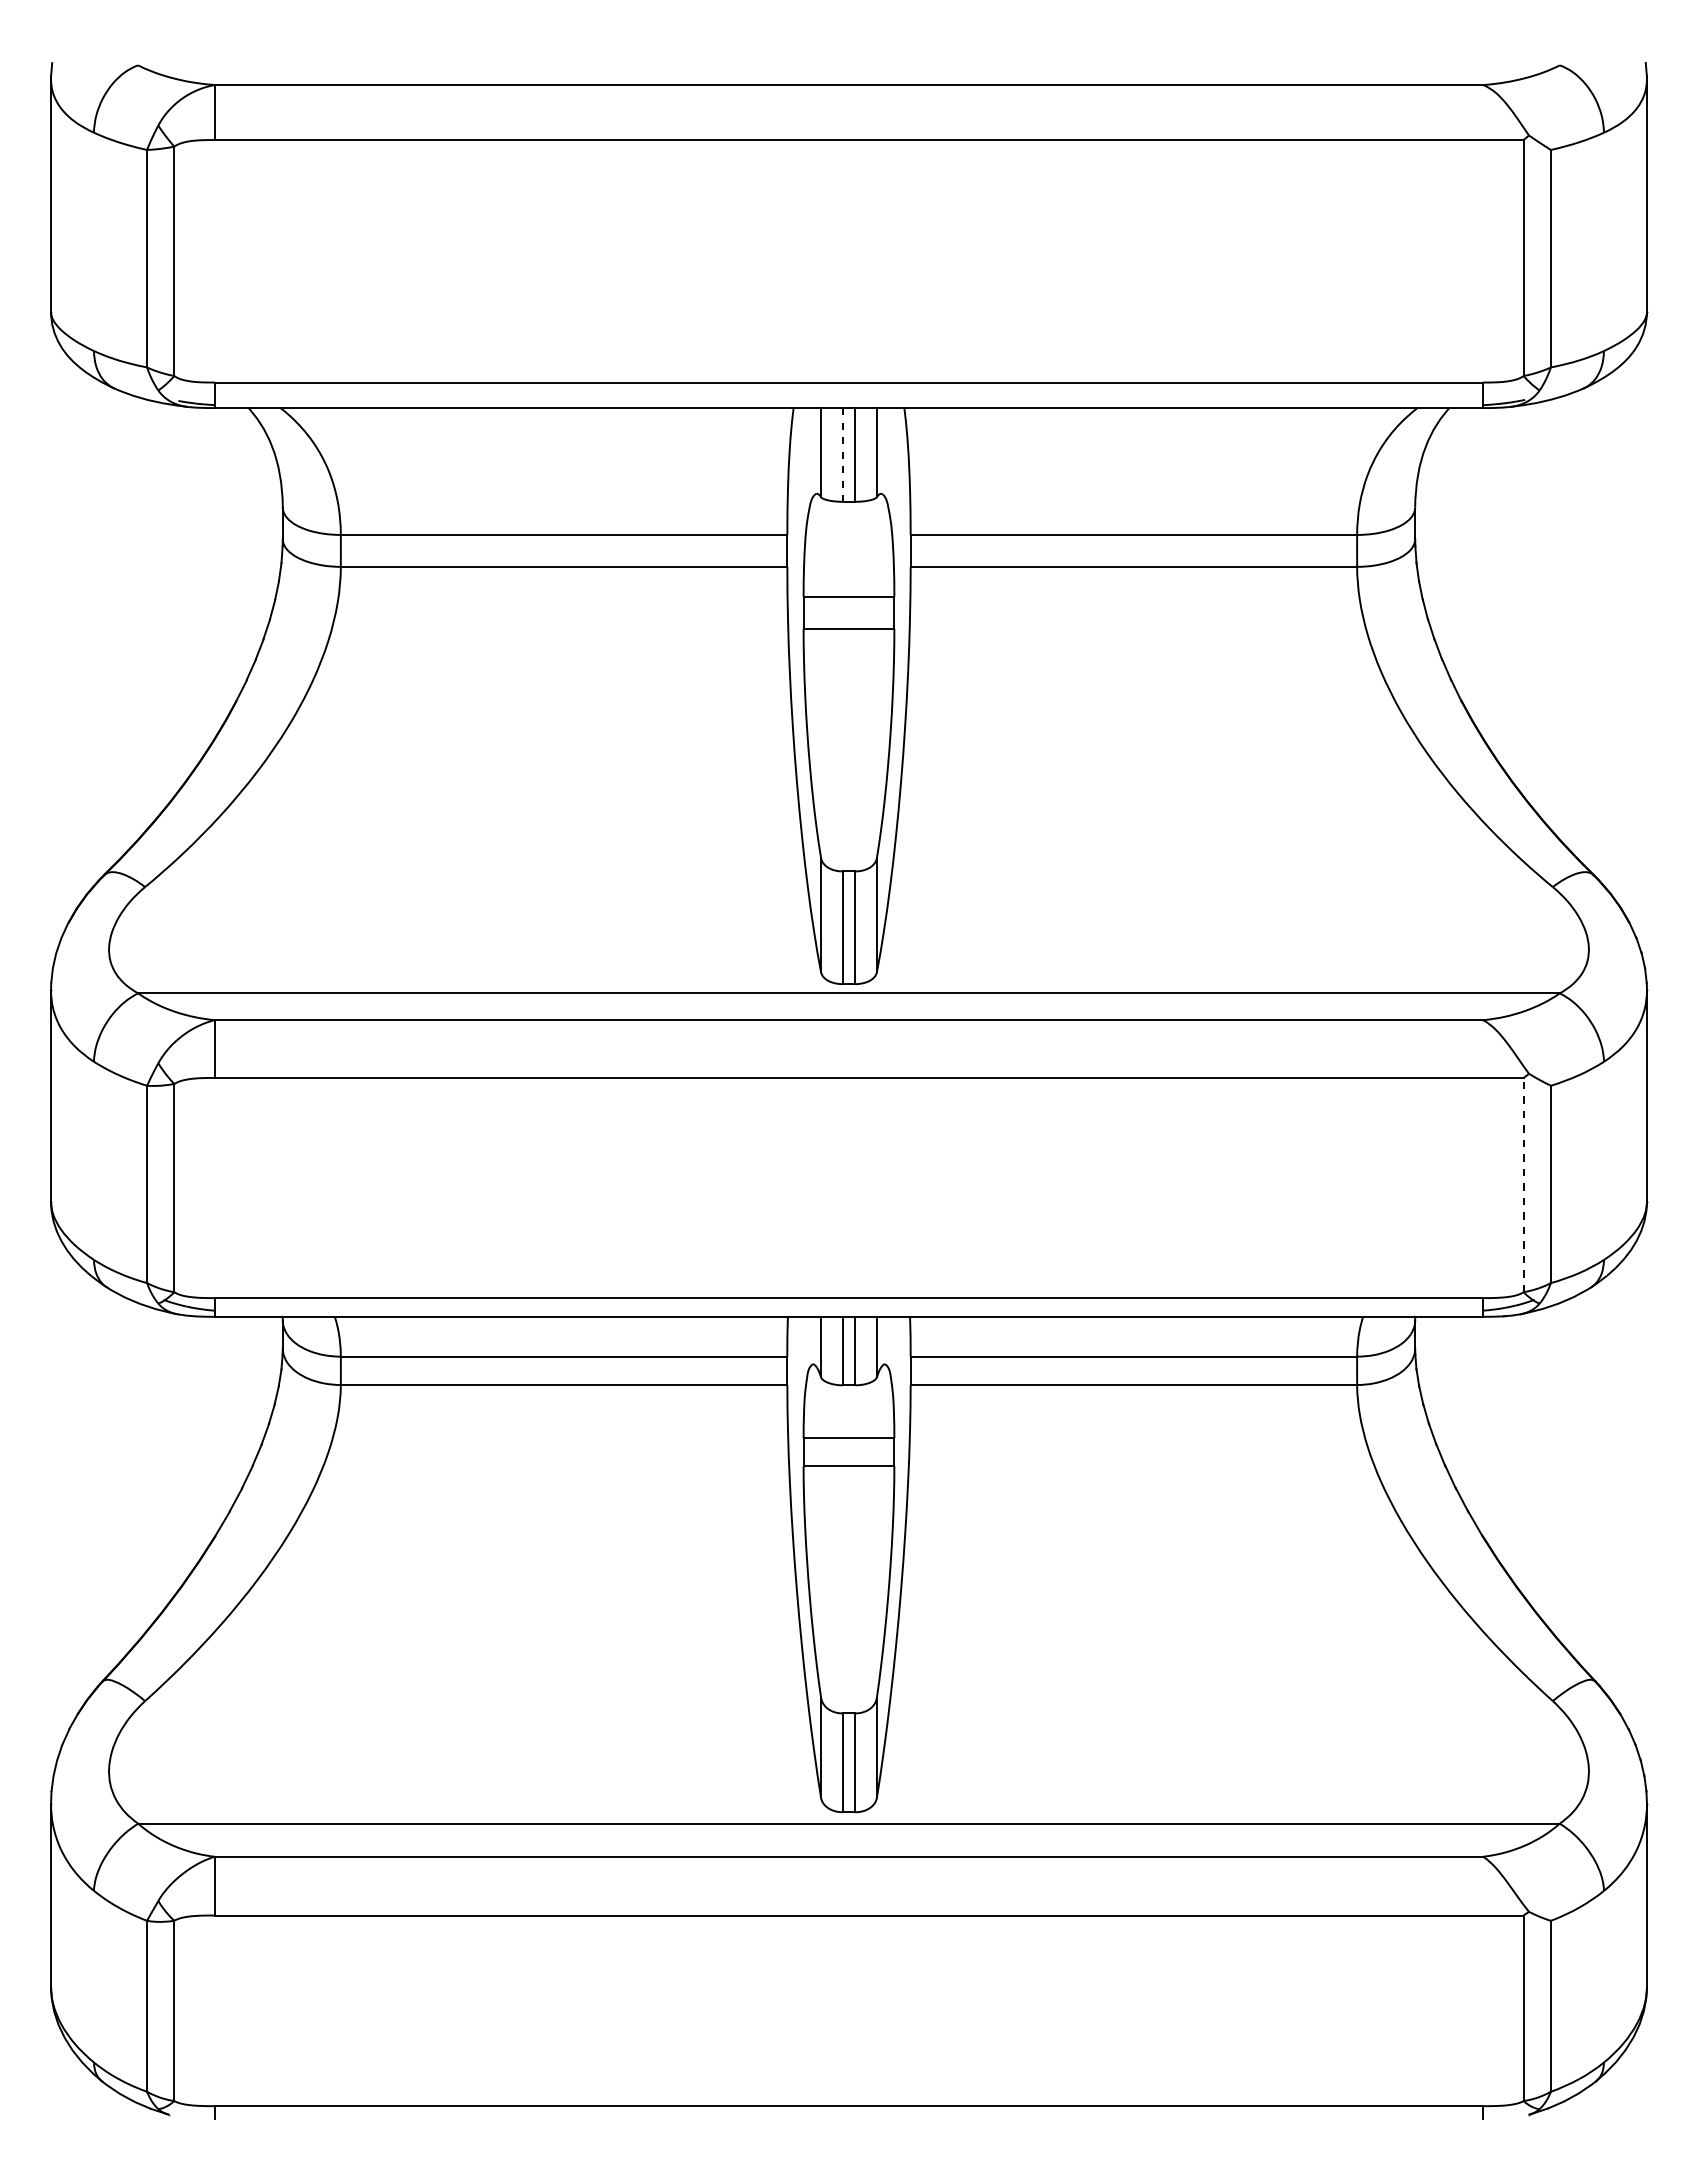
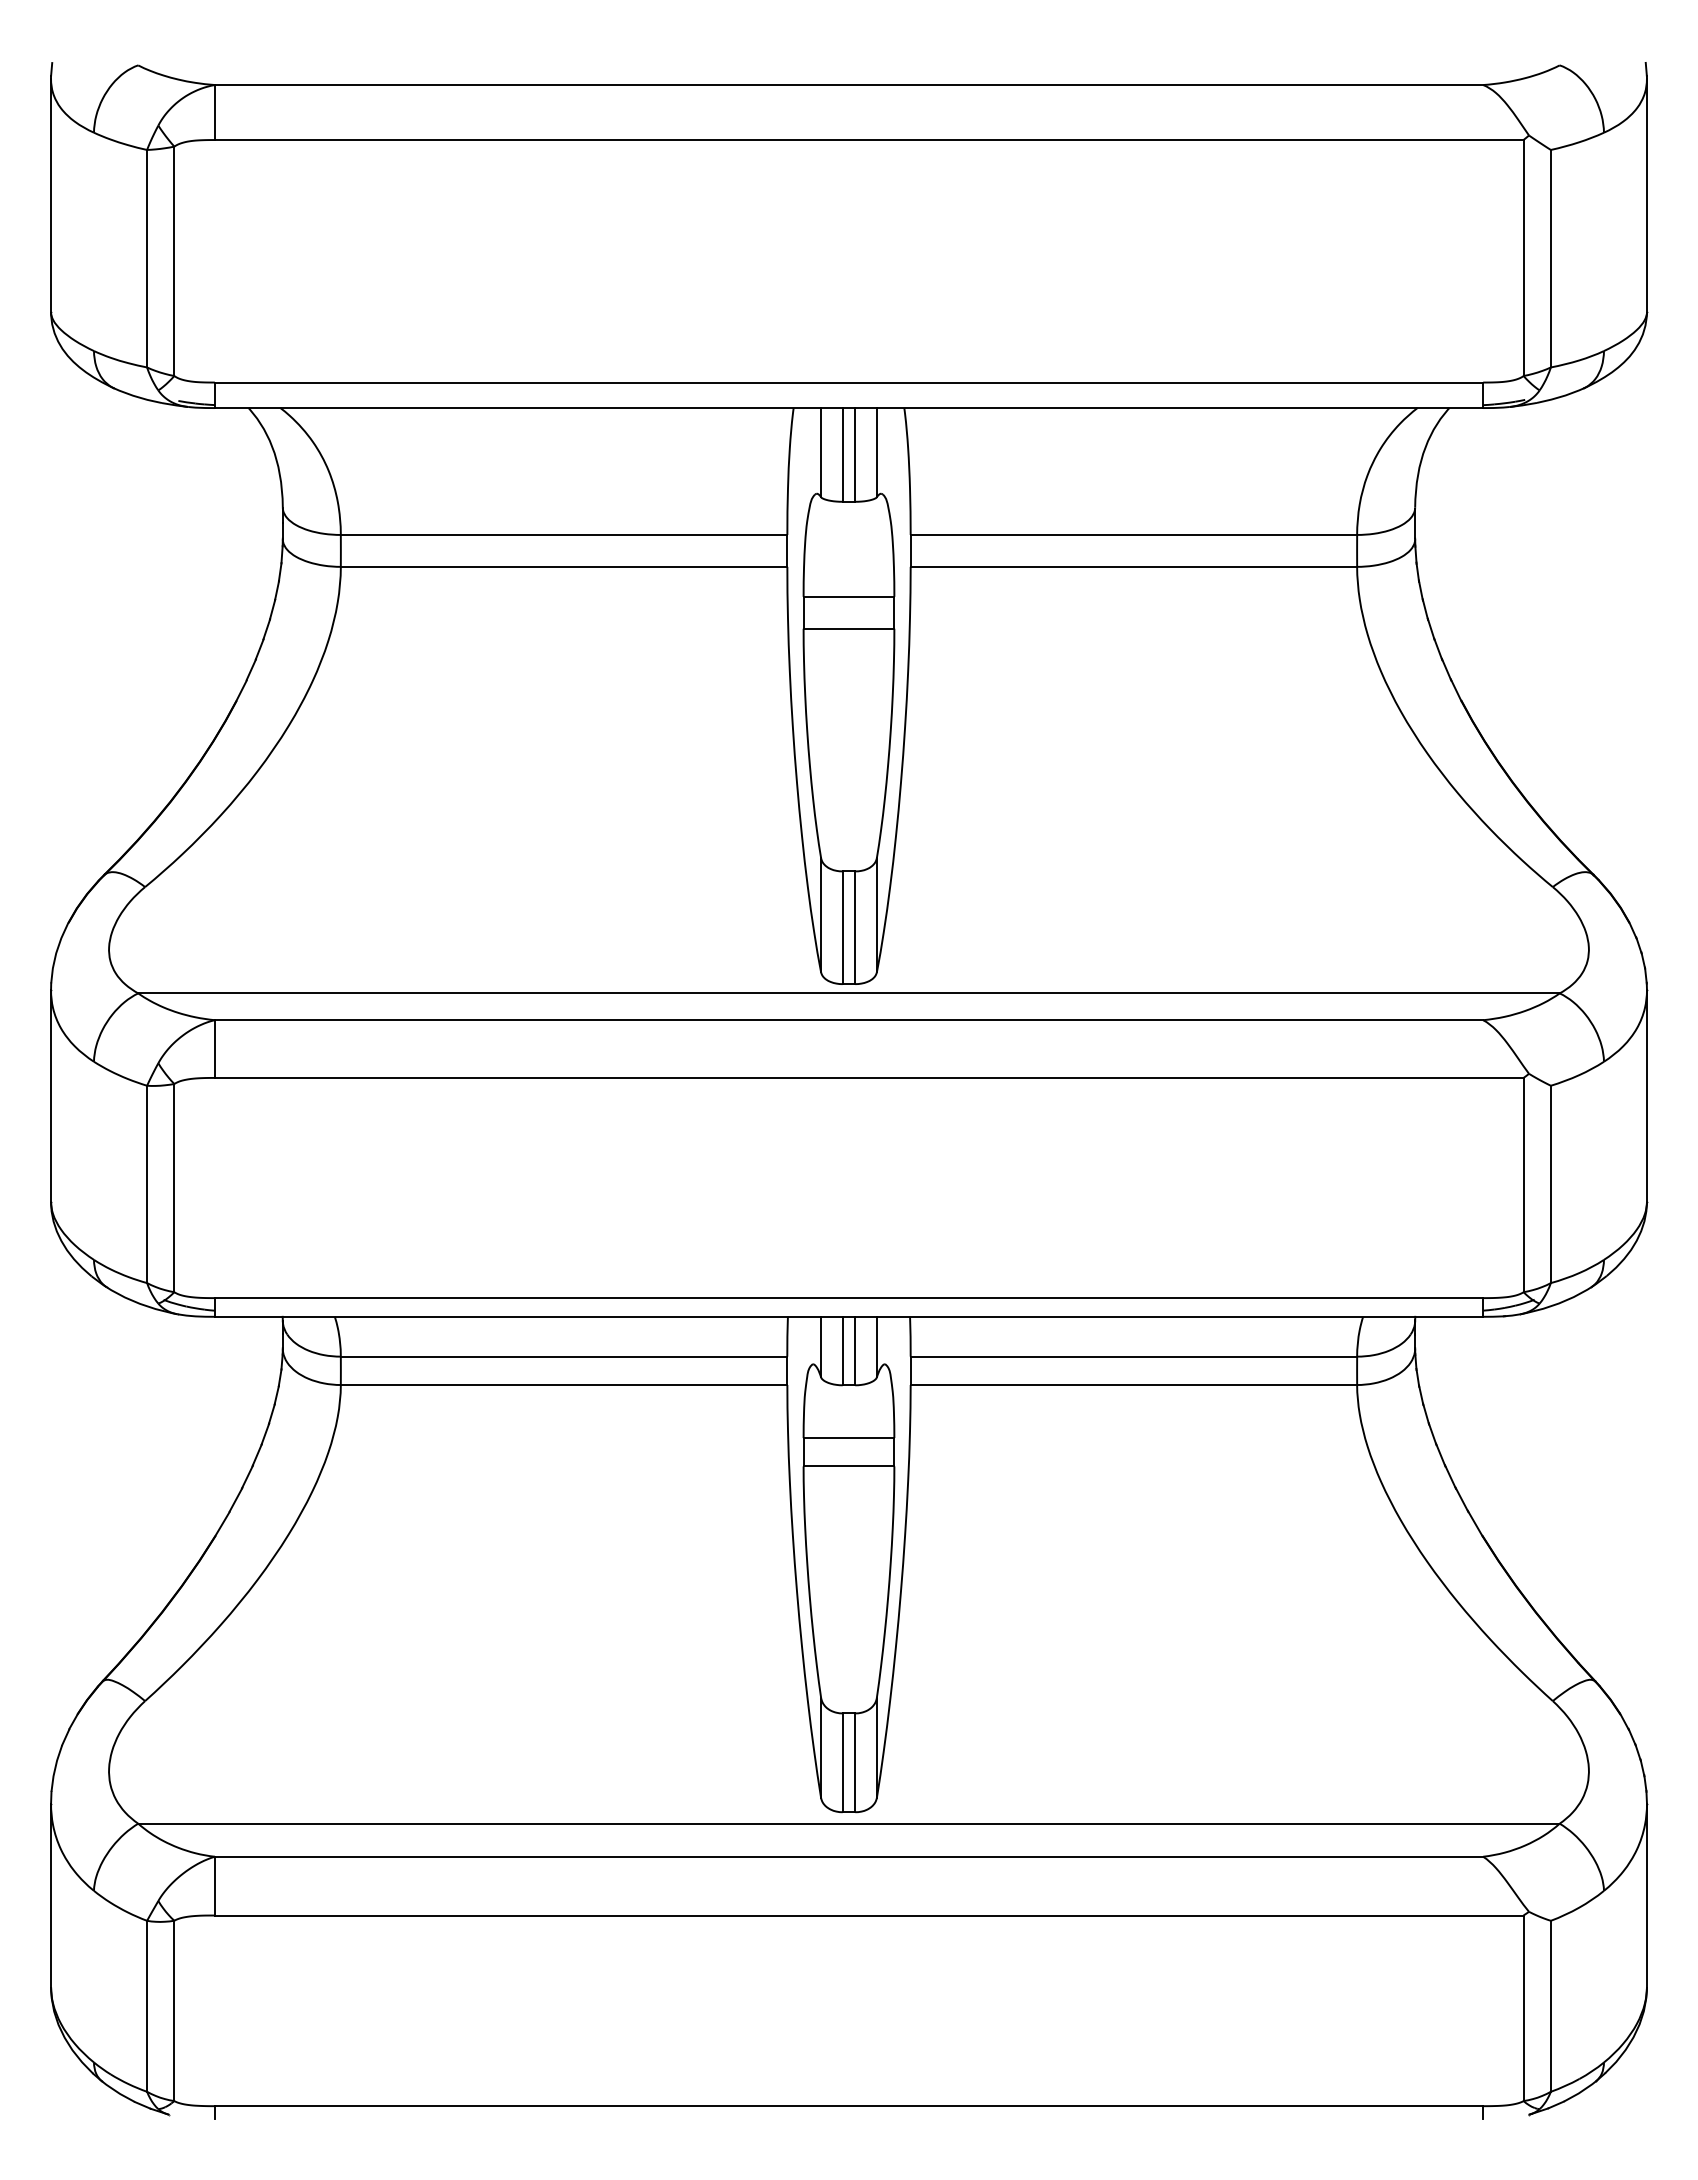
line: dashed -> solid (842, 454)
line: dashed -> solid (1523, 1184)
